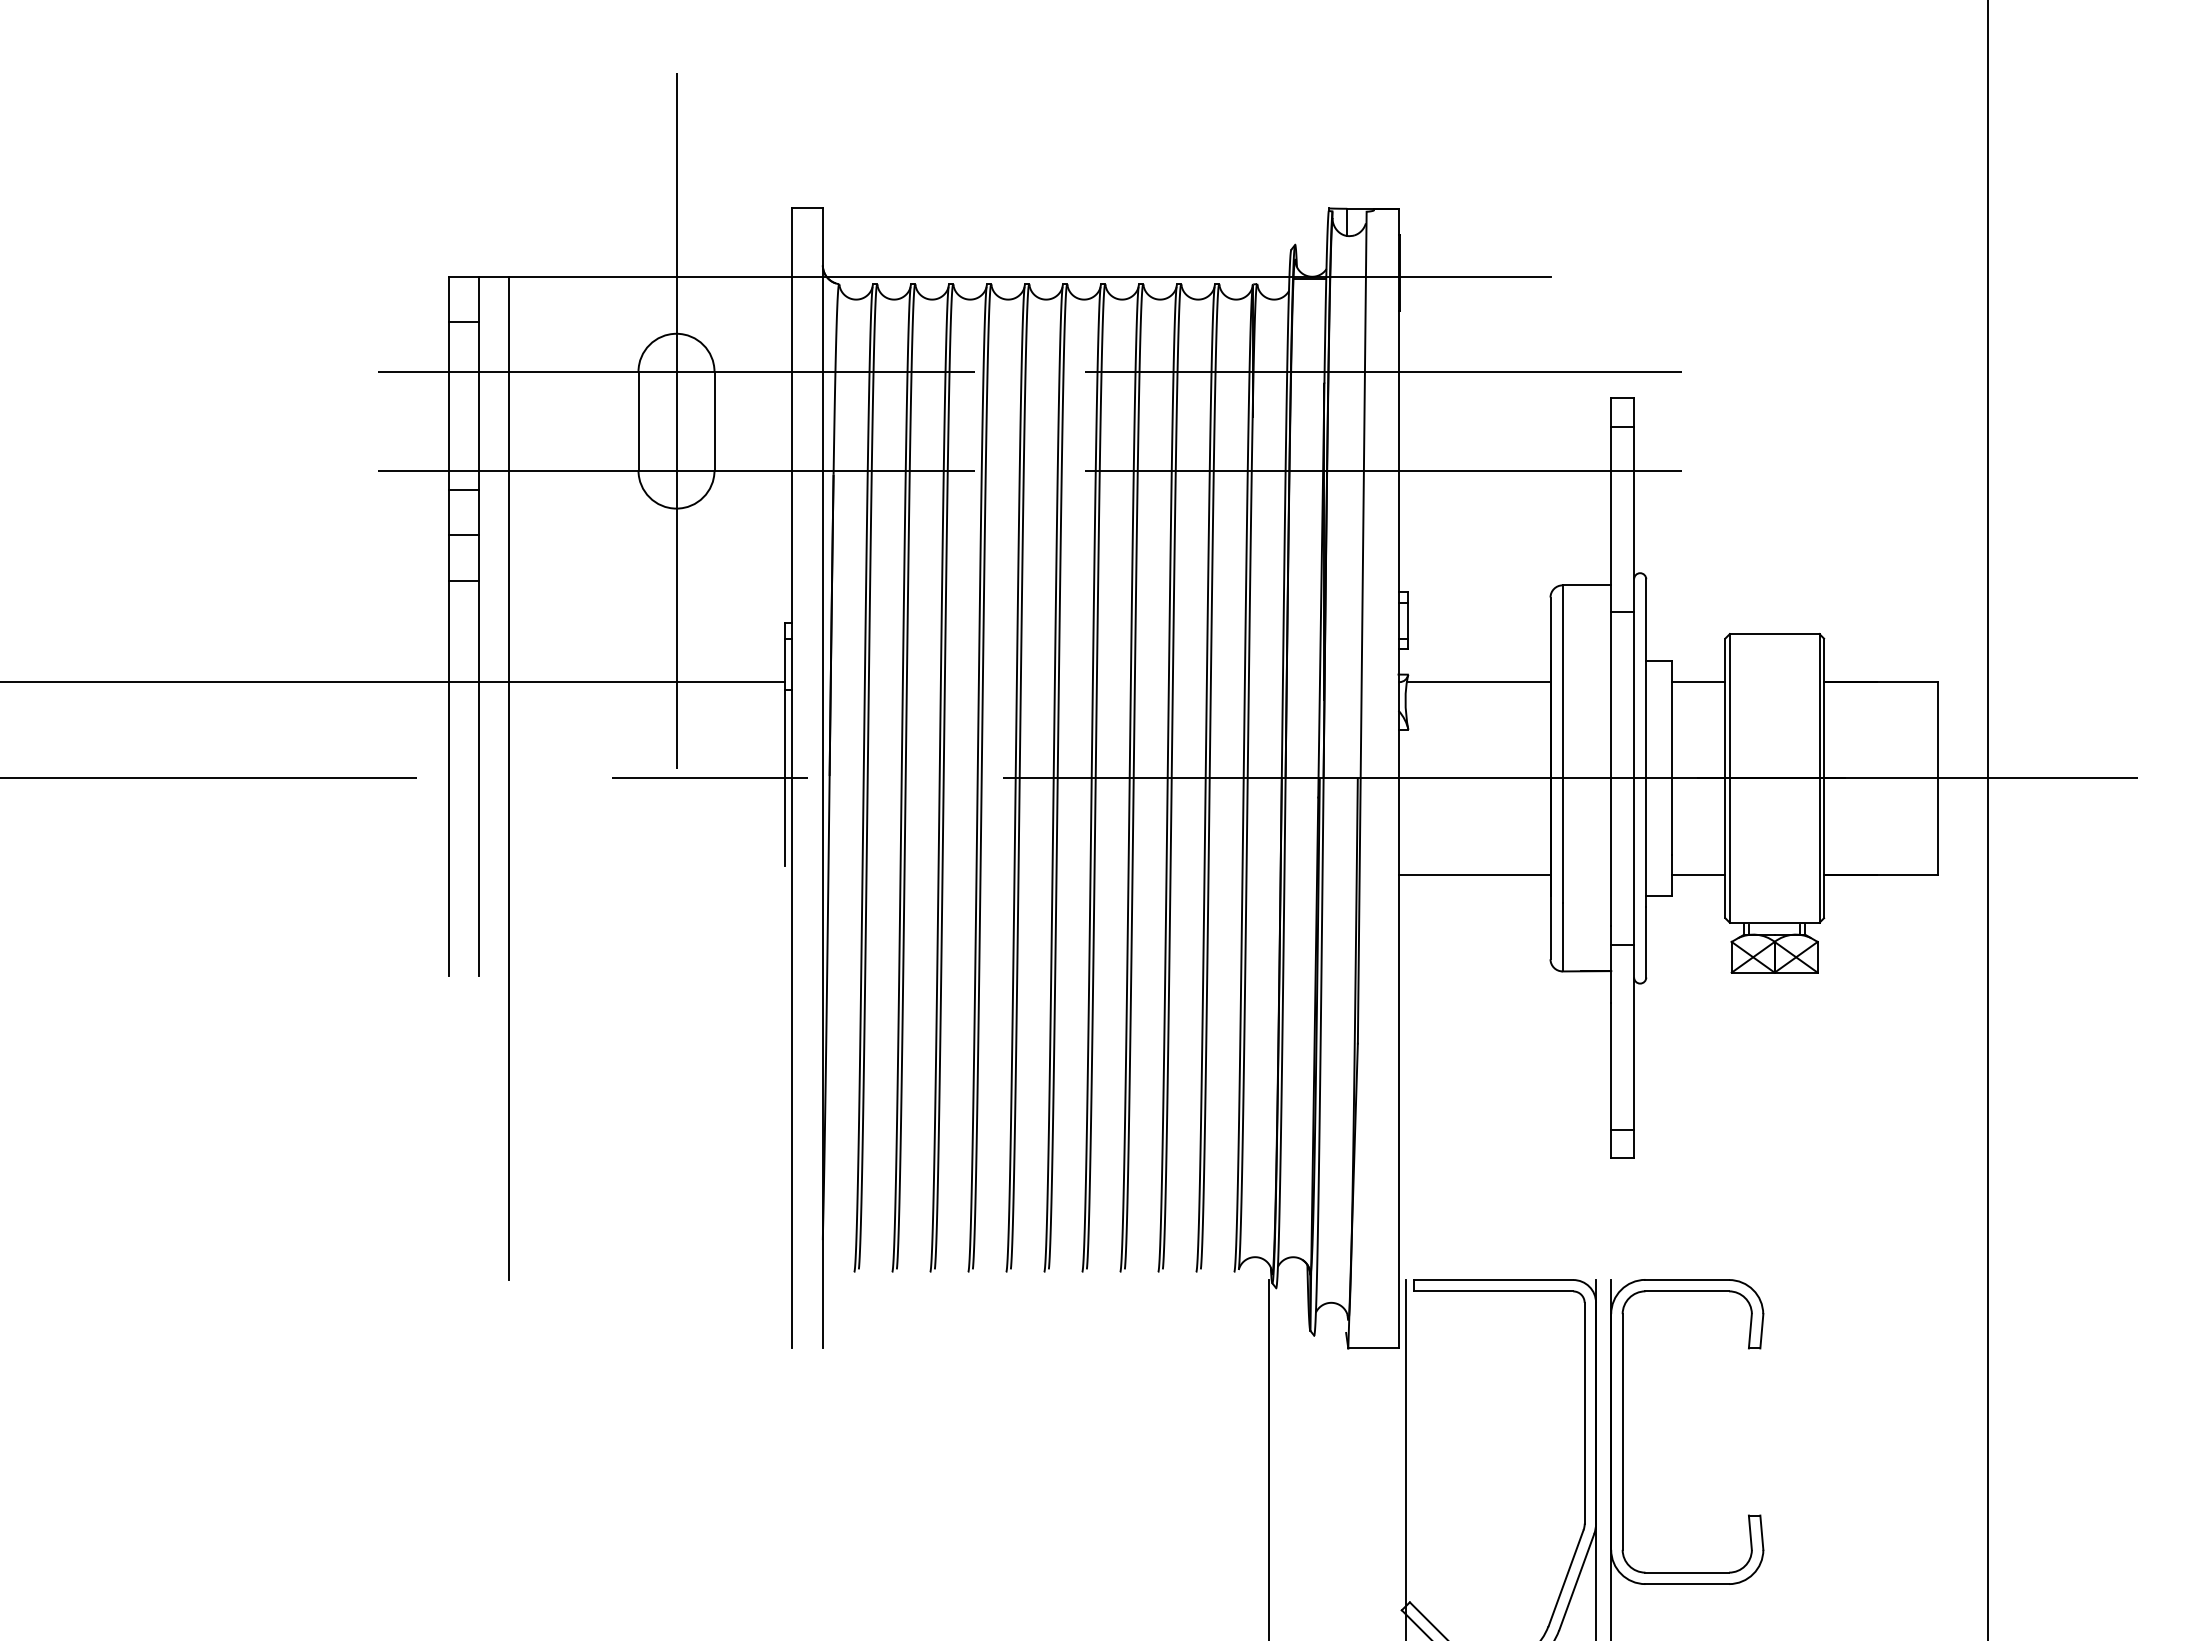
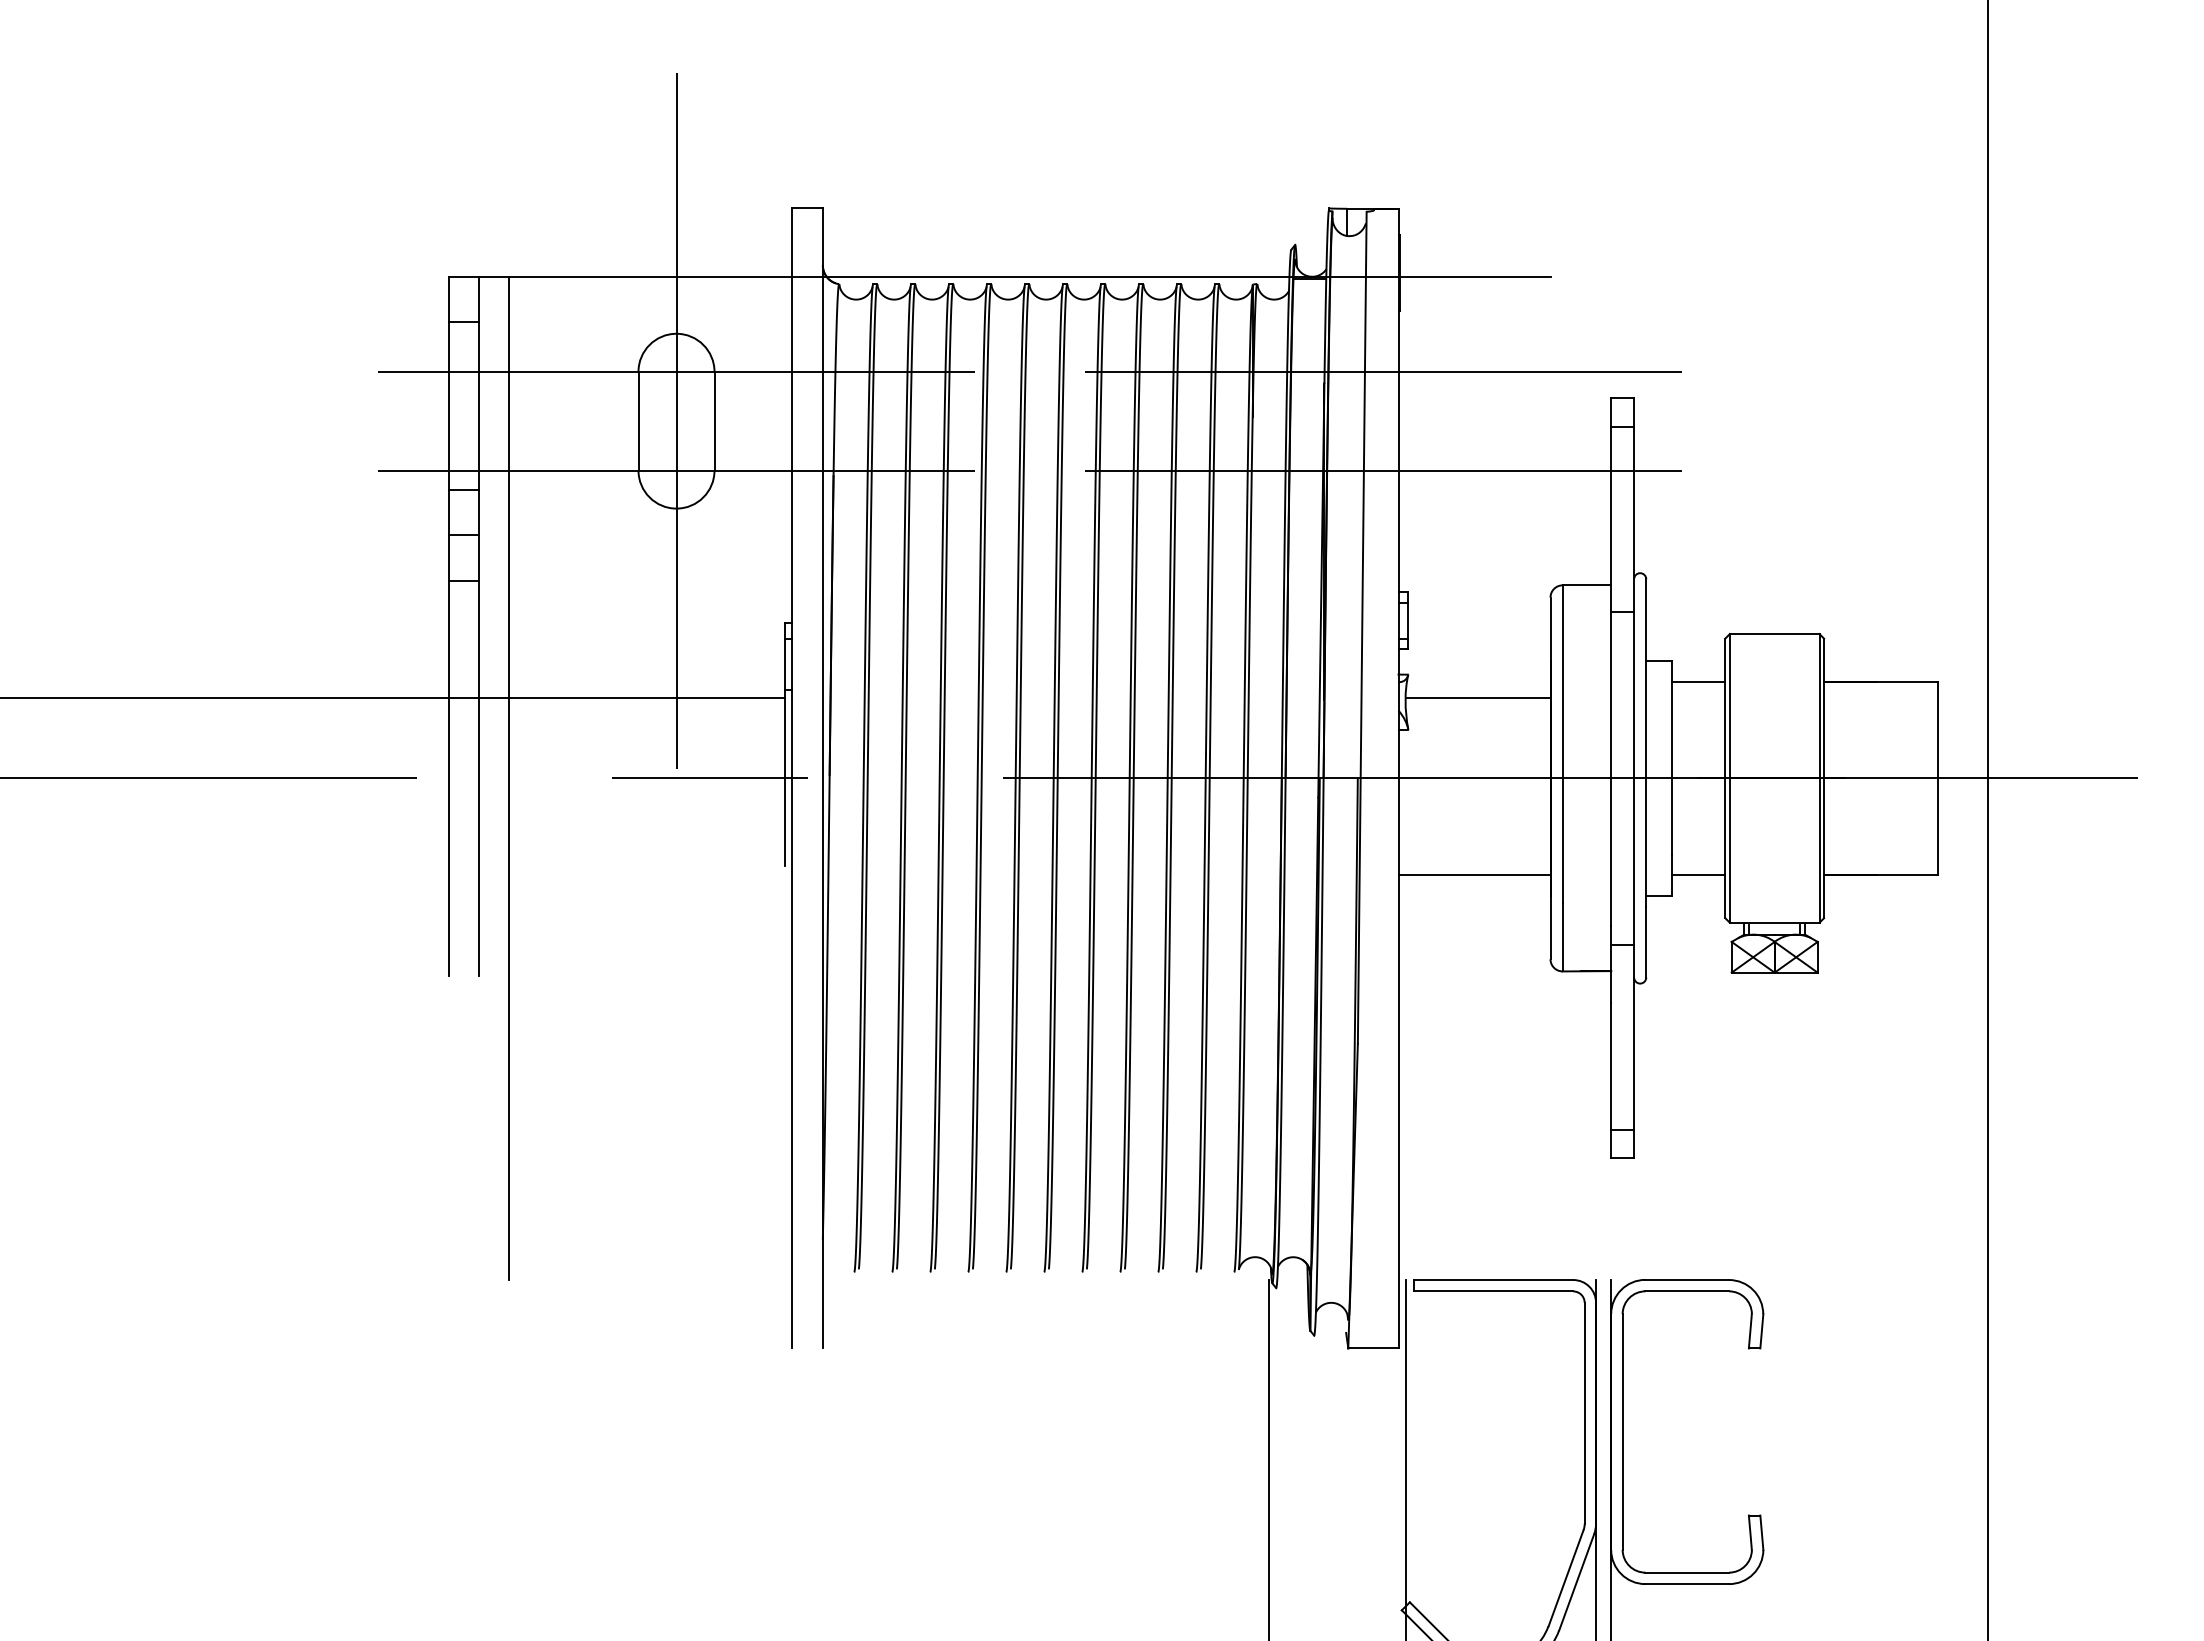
line position: (393, 681) -> (393, 697) (393, 697)
line position: (1478, 681) -> (1478, 697) (1478, 697)
